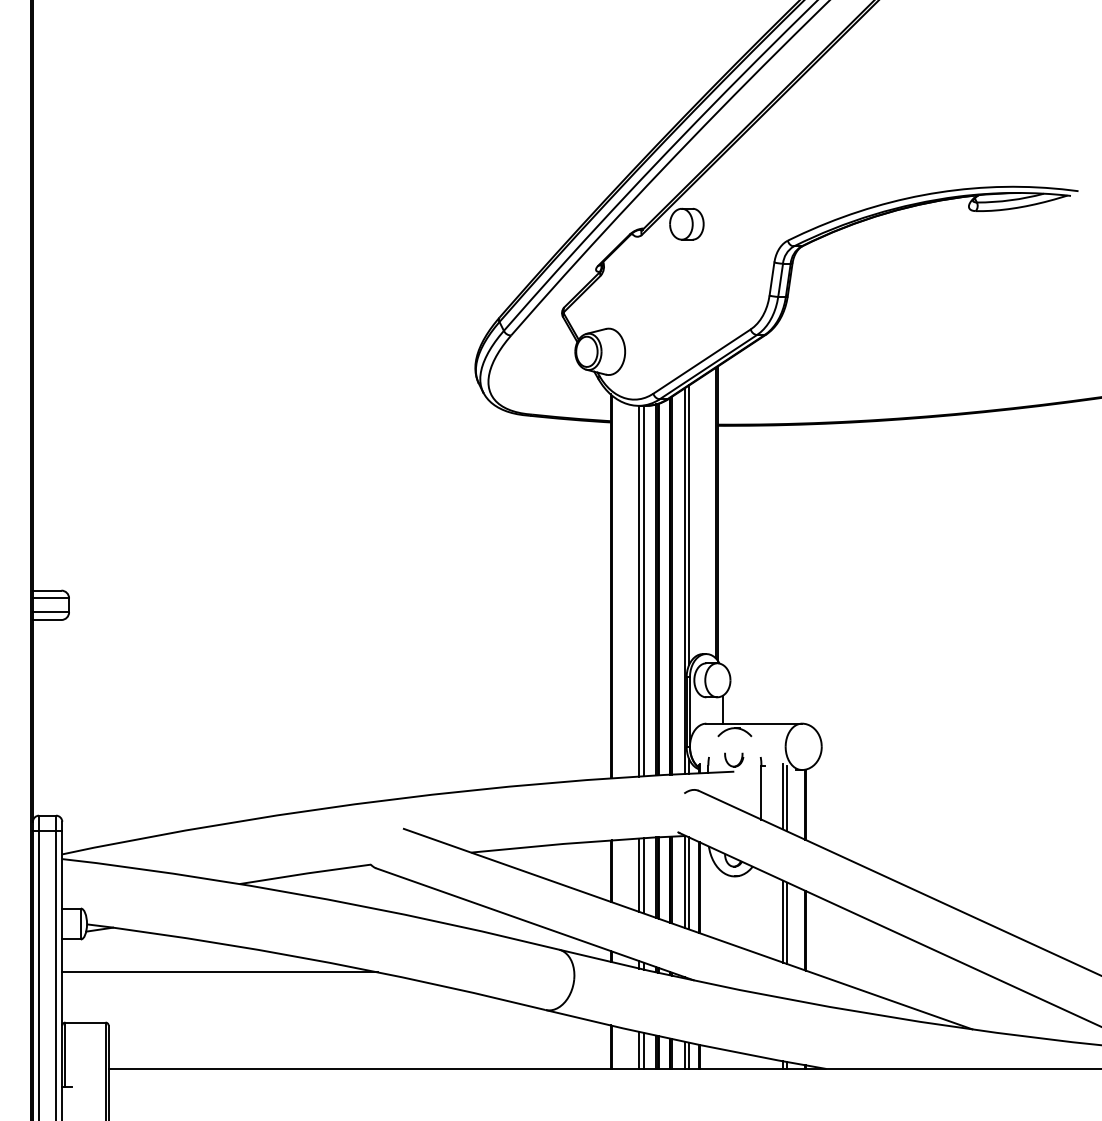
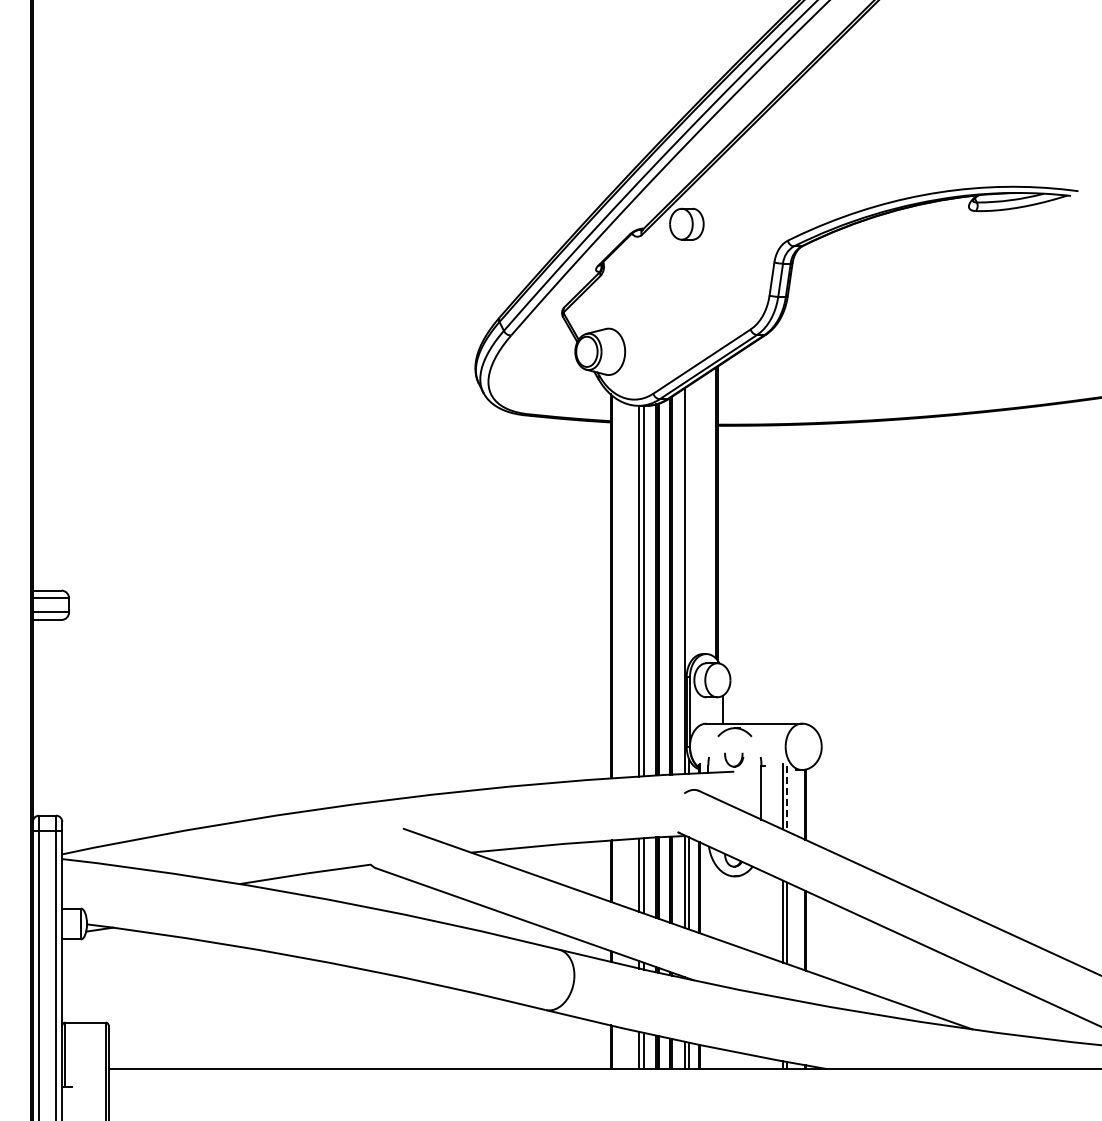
line: present -> none (689, 524)
line: solid -> dashed (787, 798)
line: present -> none (219, 972)
